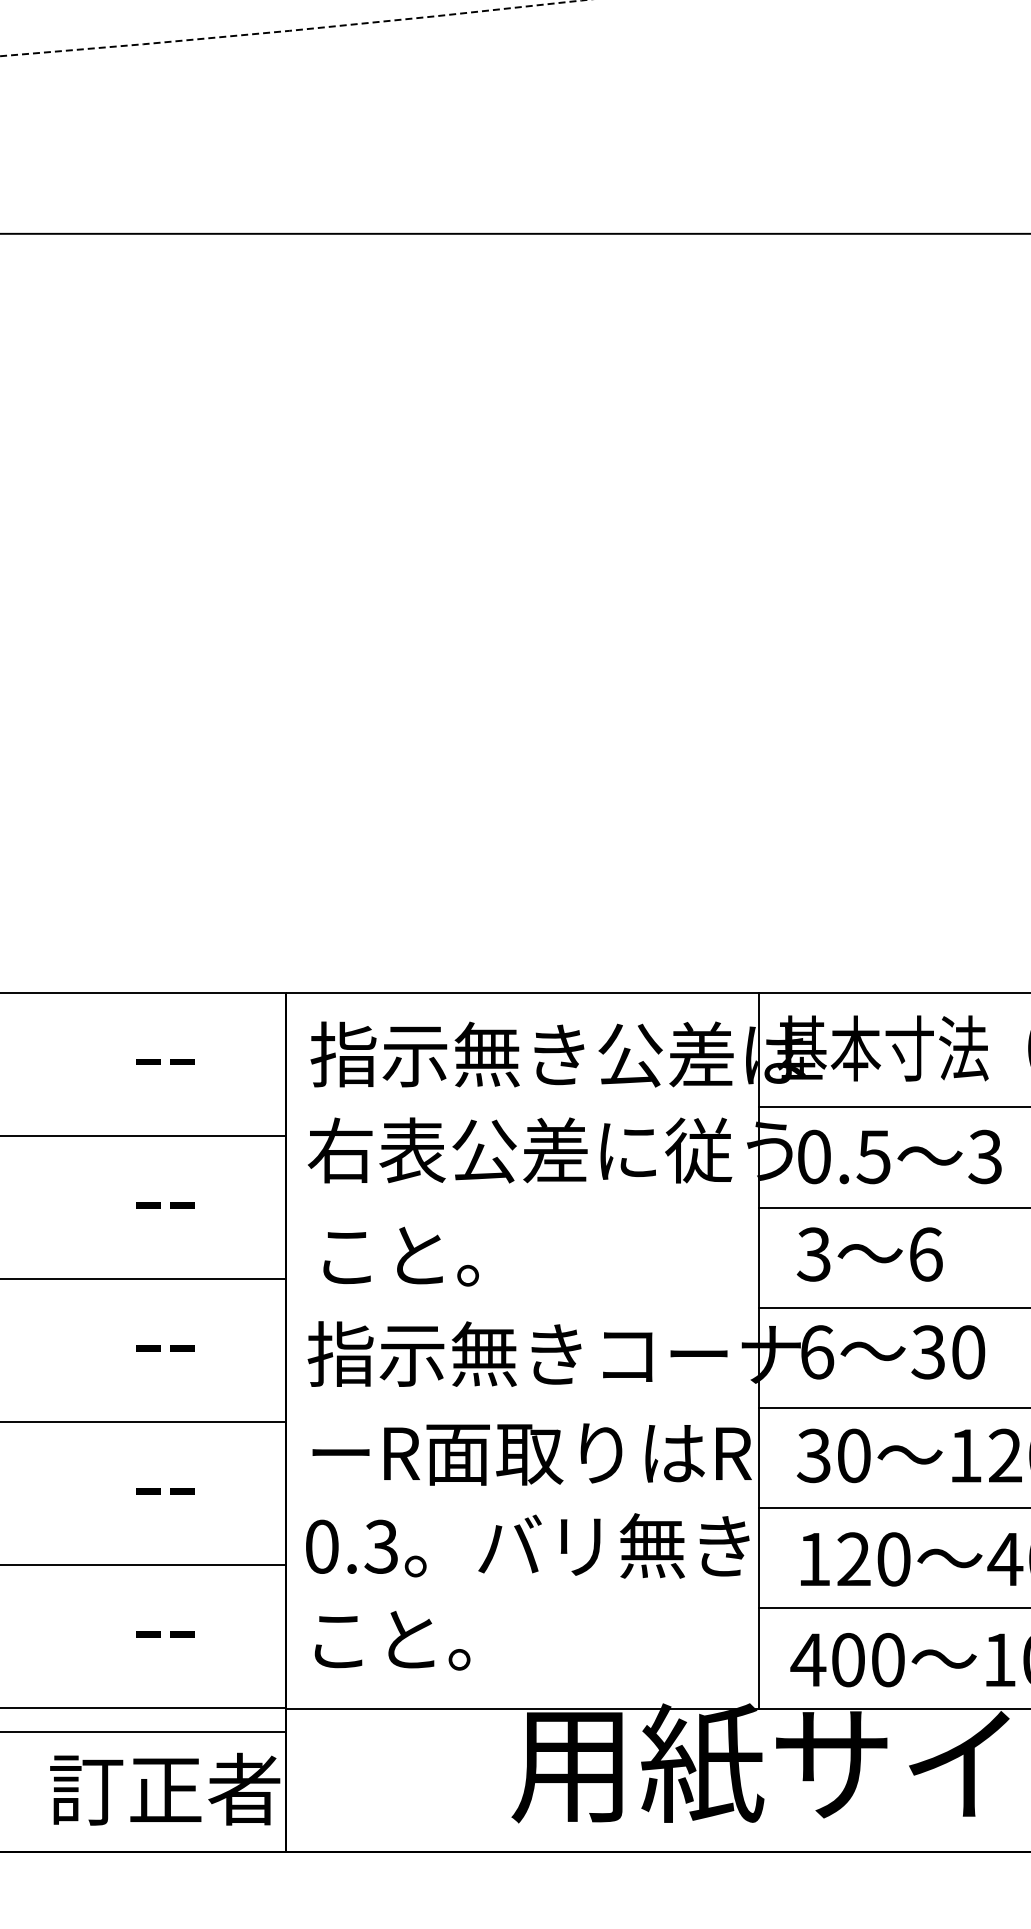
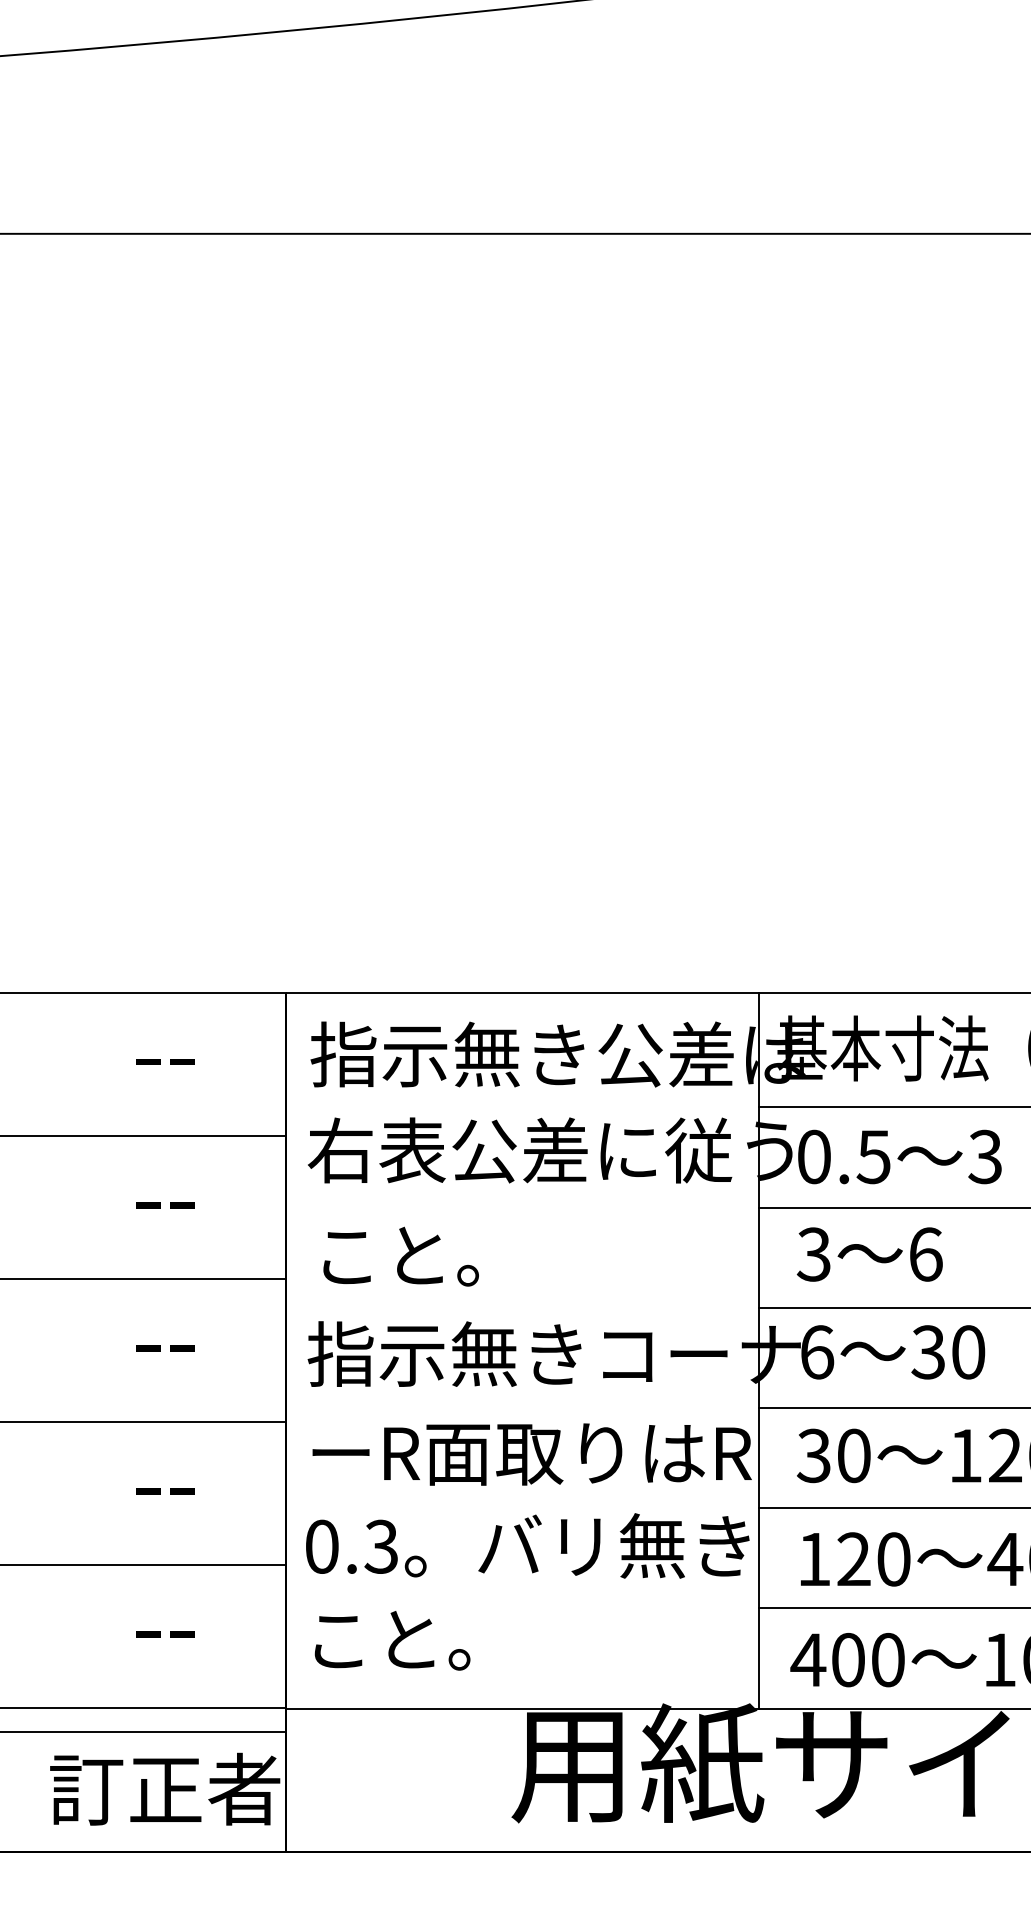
arc: dashed -> solid (293, 30)
